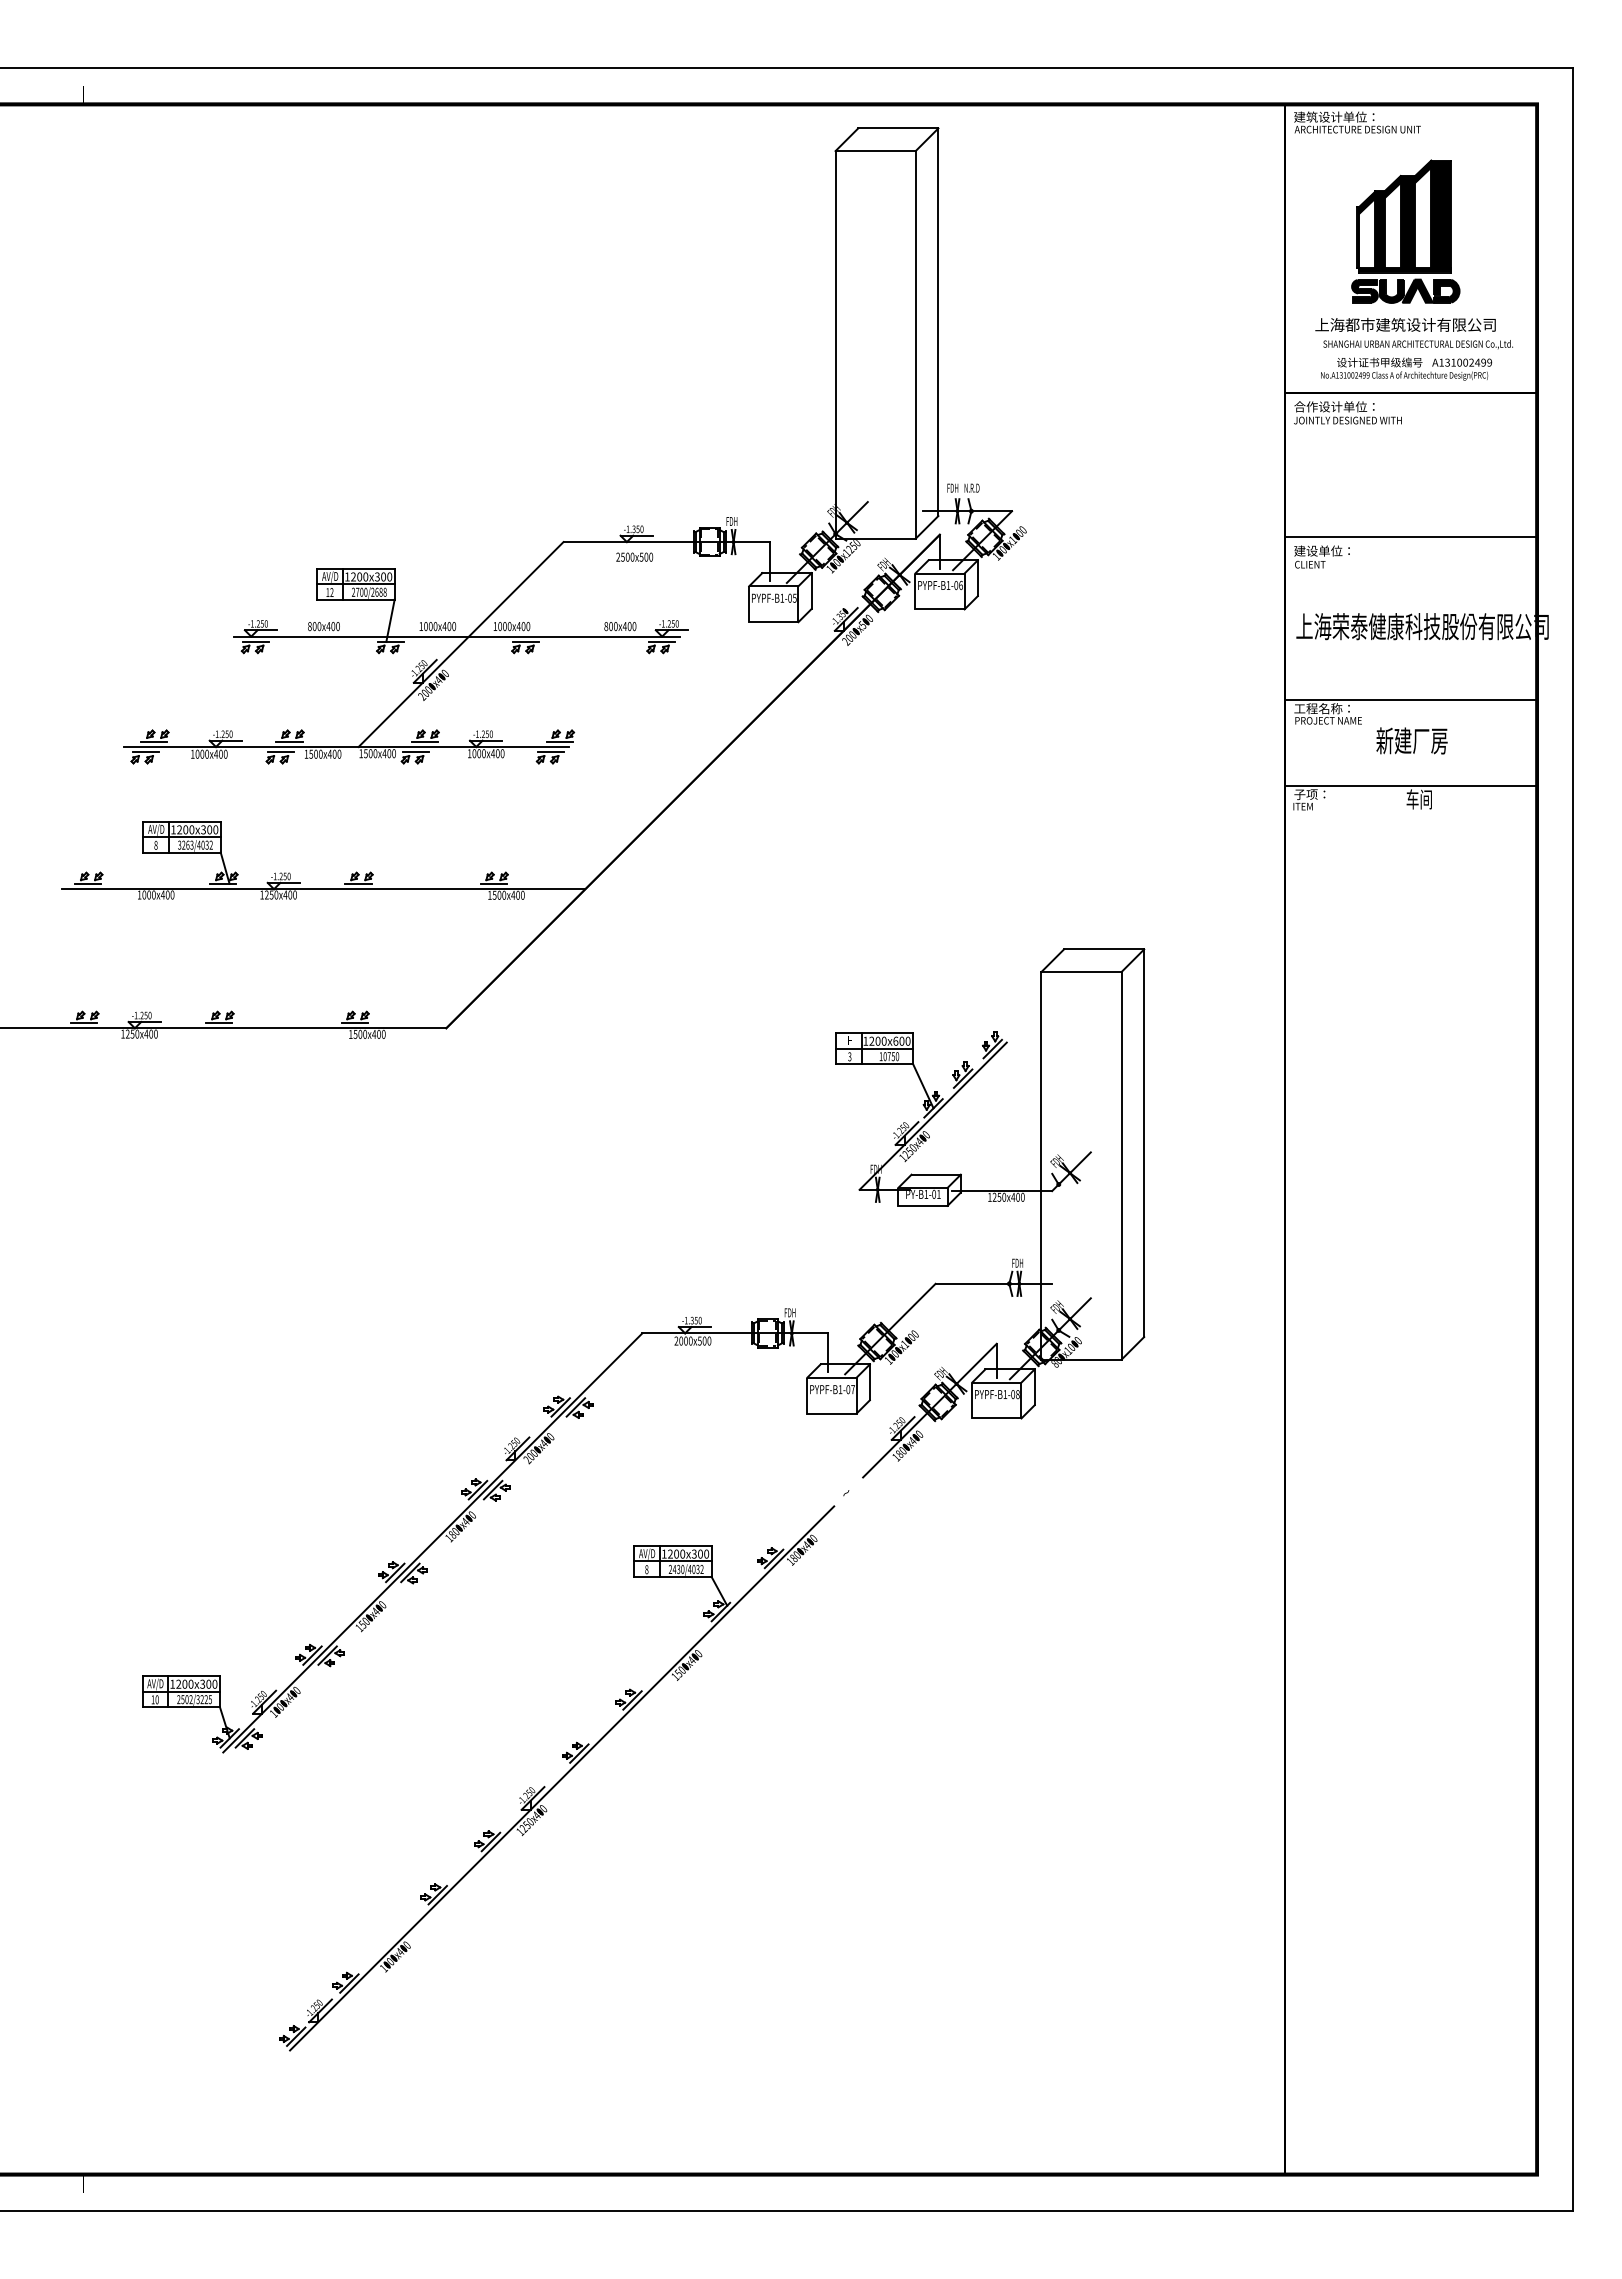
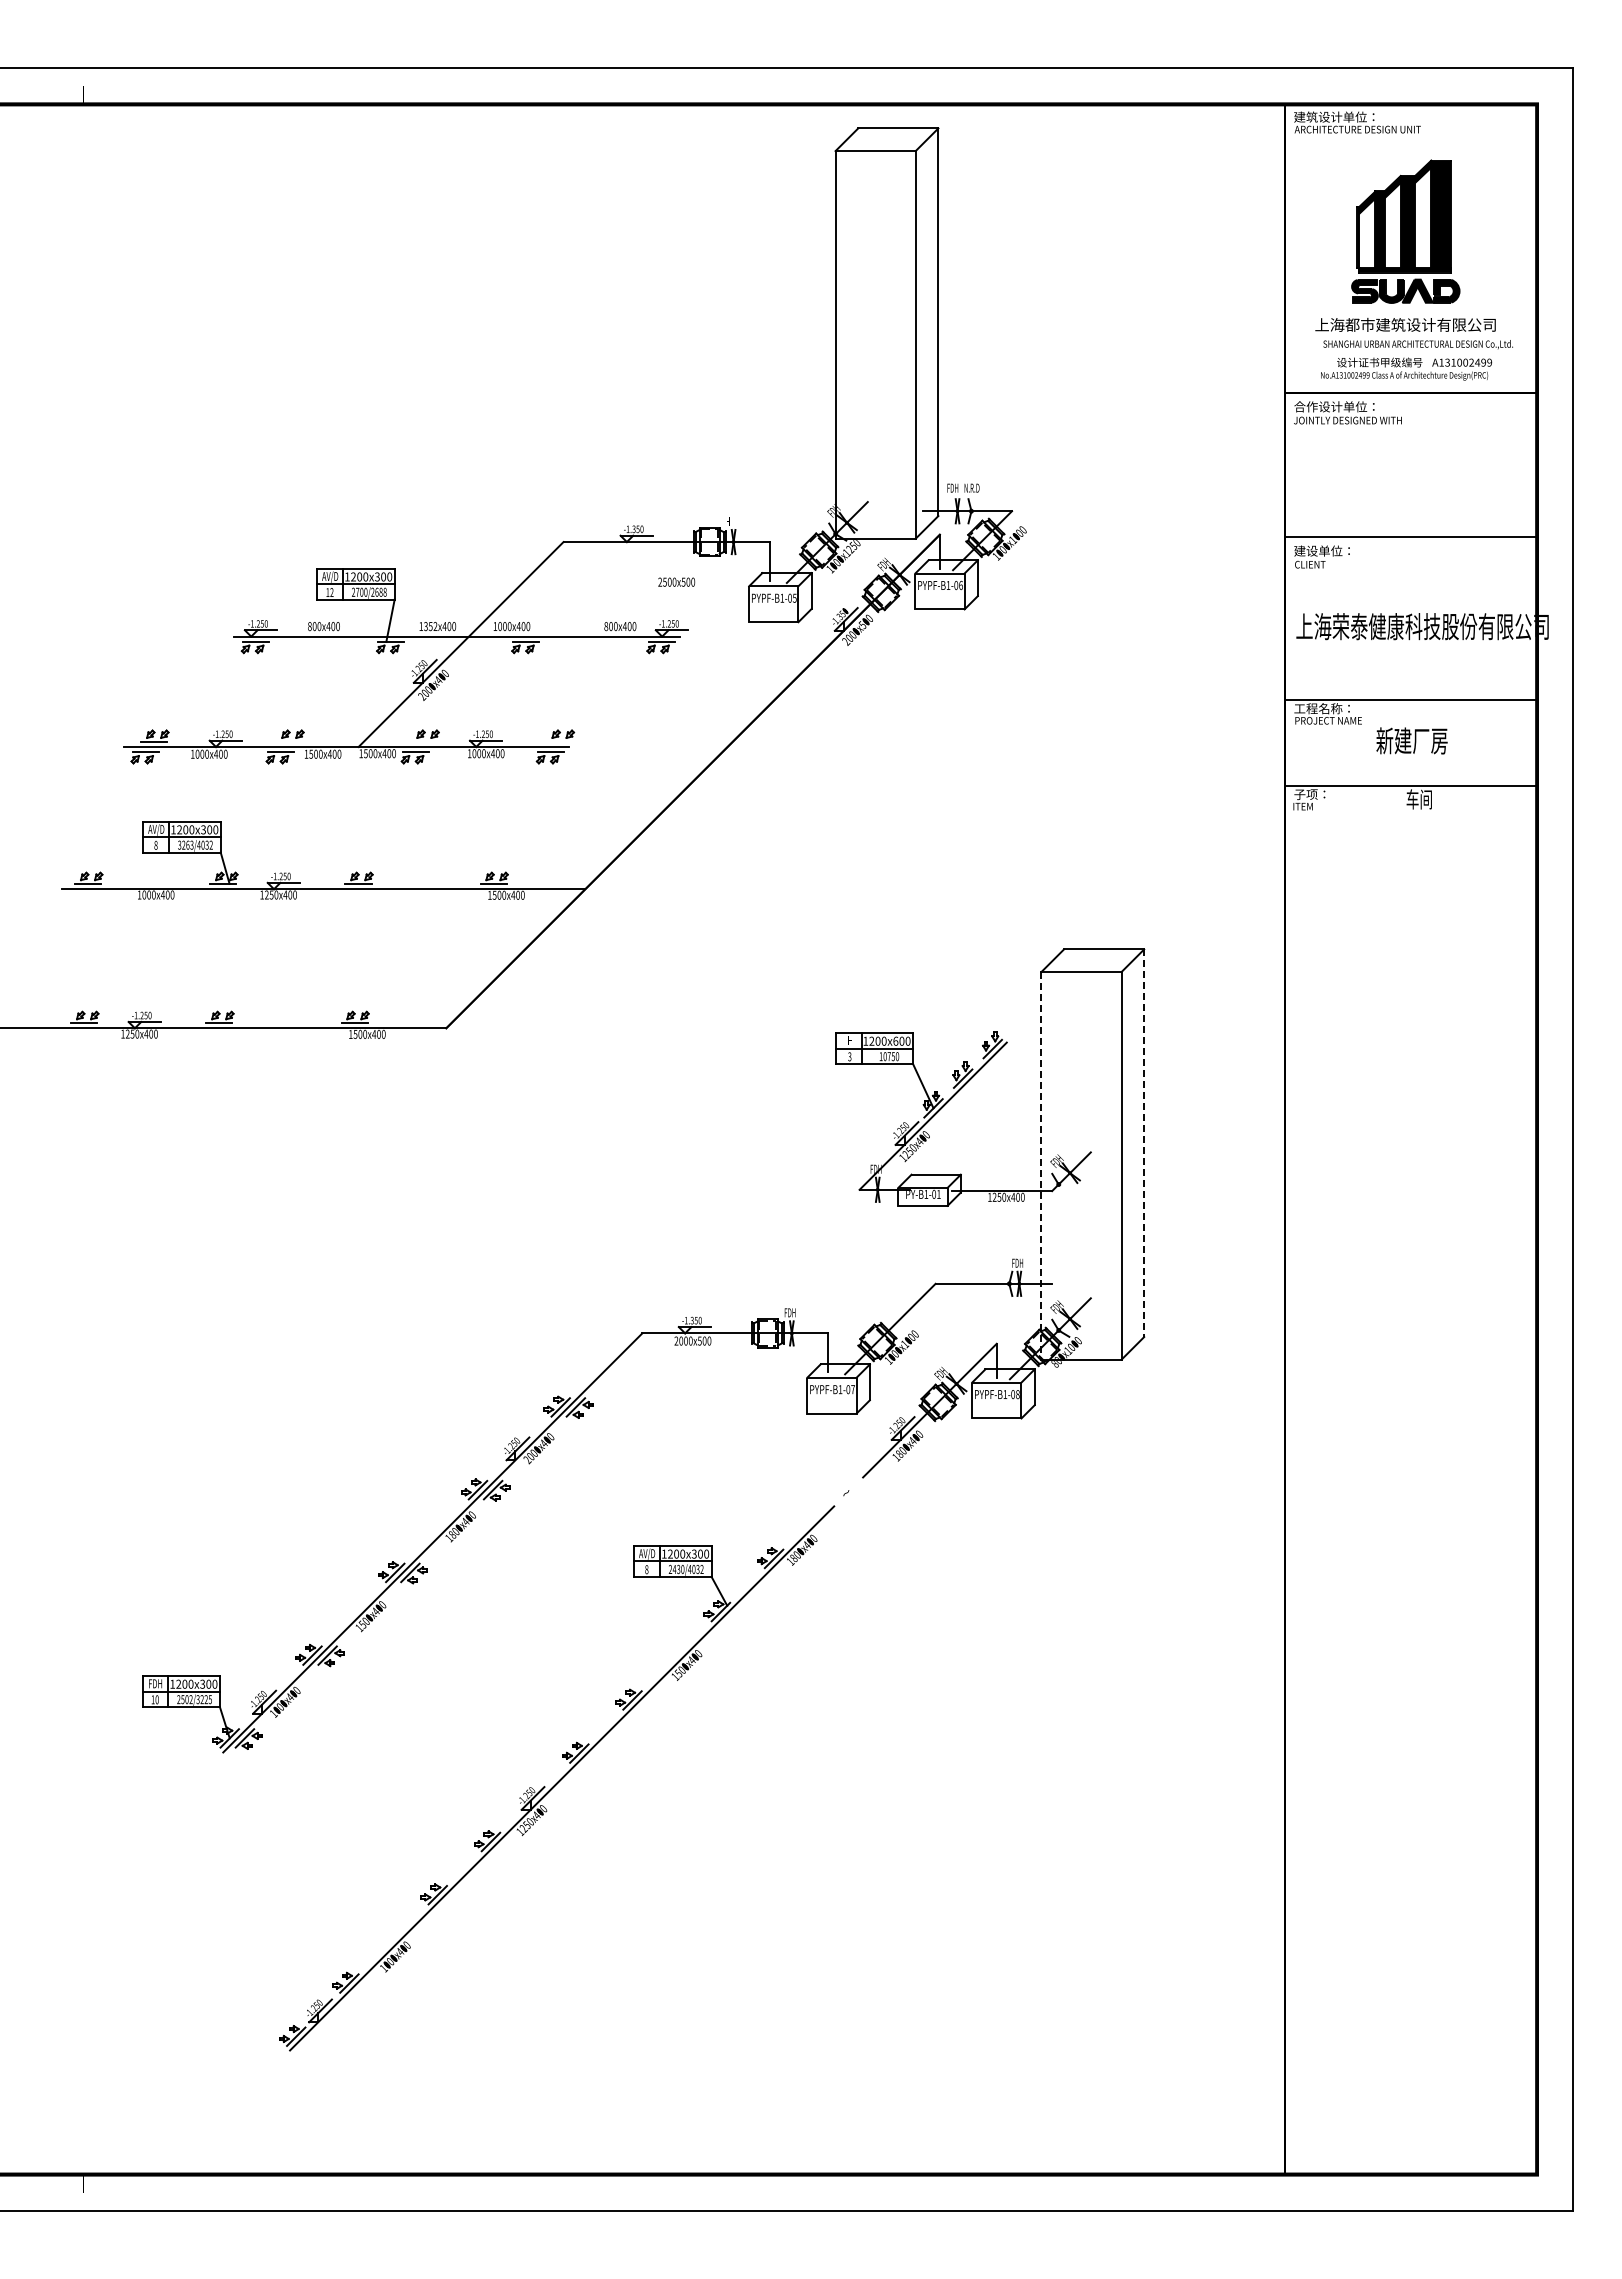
text: FDH -> H (731, 521)
text position: (634, 556) -> (676, 581) (676, 581)
text: 1000x400 -> 1352x400 (430, 626)
line: present -> none (289, 741)
line: present -> none (424, 741)
line: present -> none (559, 741)
line: solid -> dashed (1144, 1143)
line: solid -> dashed (1041, 1165)
text: AV/D -> FDH (155, 1684)
